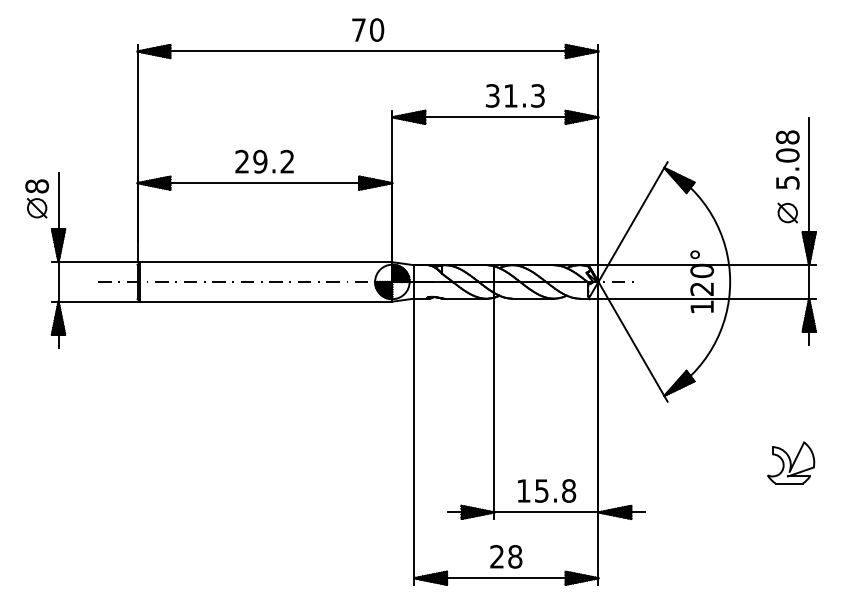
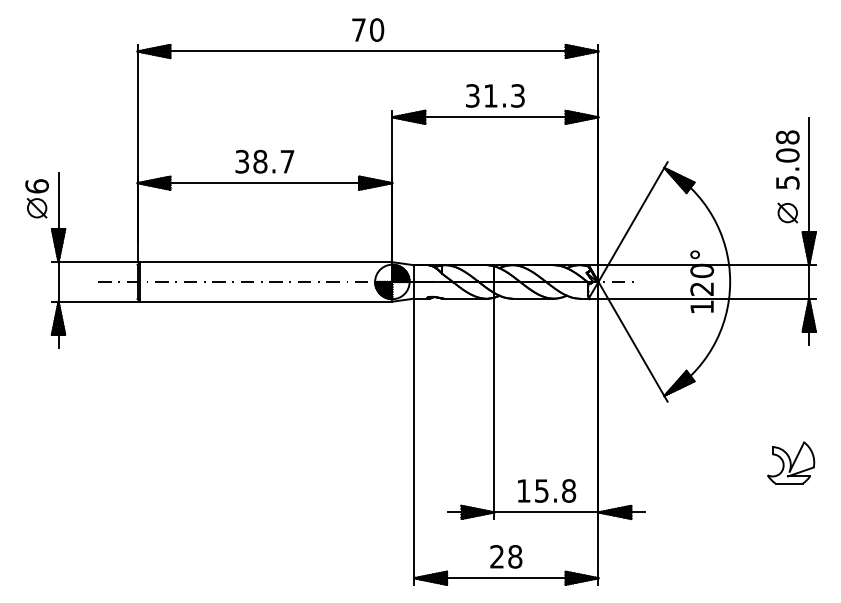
text position: (515, 95) -> (495, 95) (495, 95)
text: 29.2 -> 38.7 (264, 161)
text: 8 -> 6 (36, 186)
